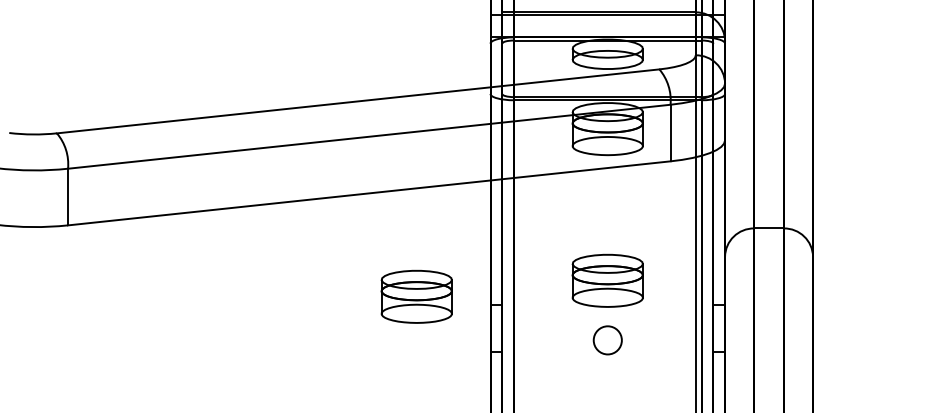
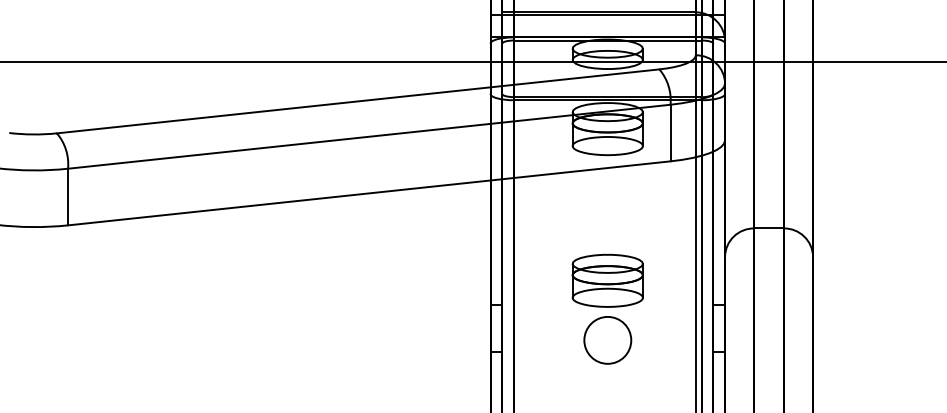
line: none -> present (472, 62)
part: present -> none (416, 296)
circle diameter: 28 px -> 47 px (607, 339)
